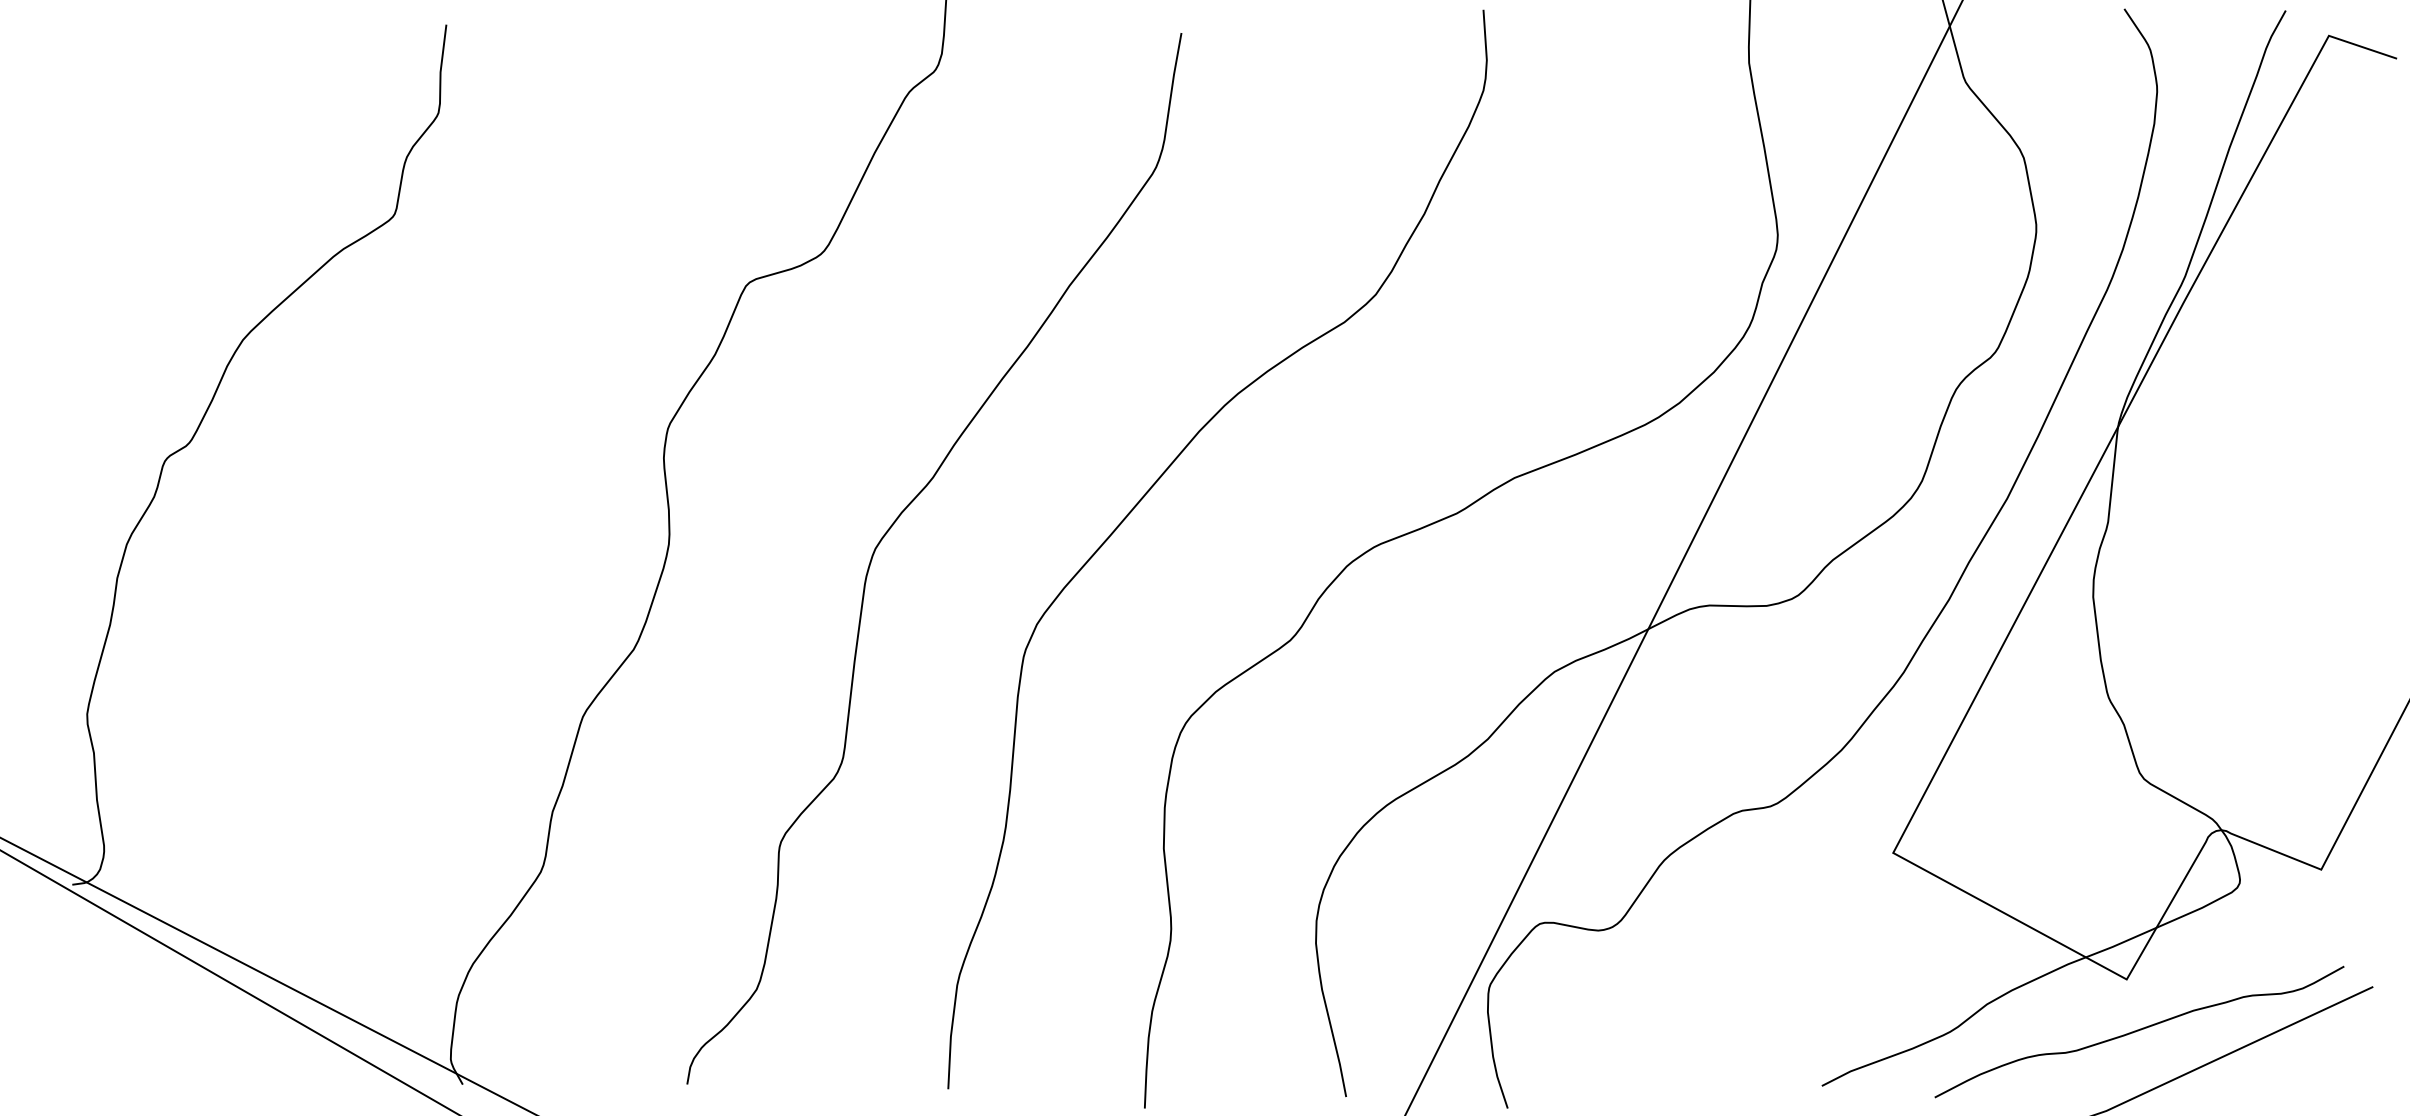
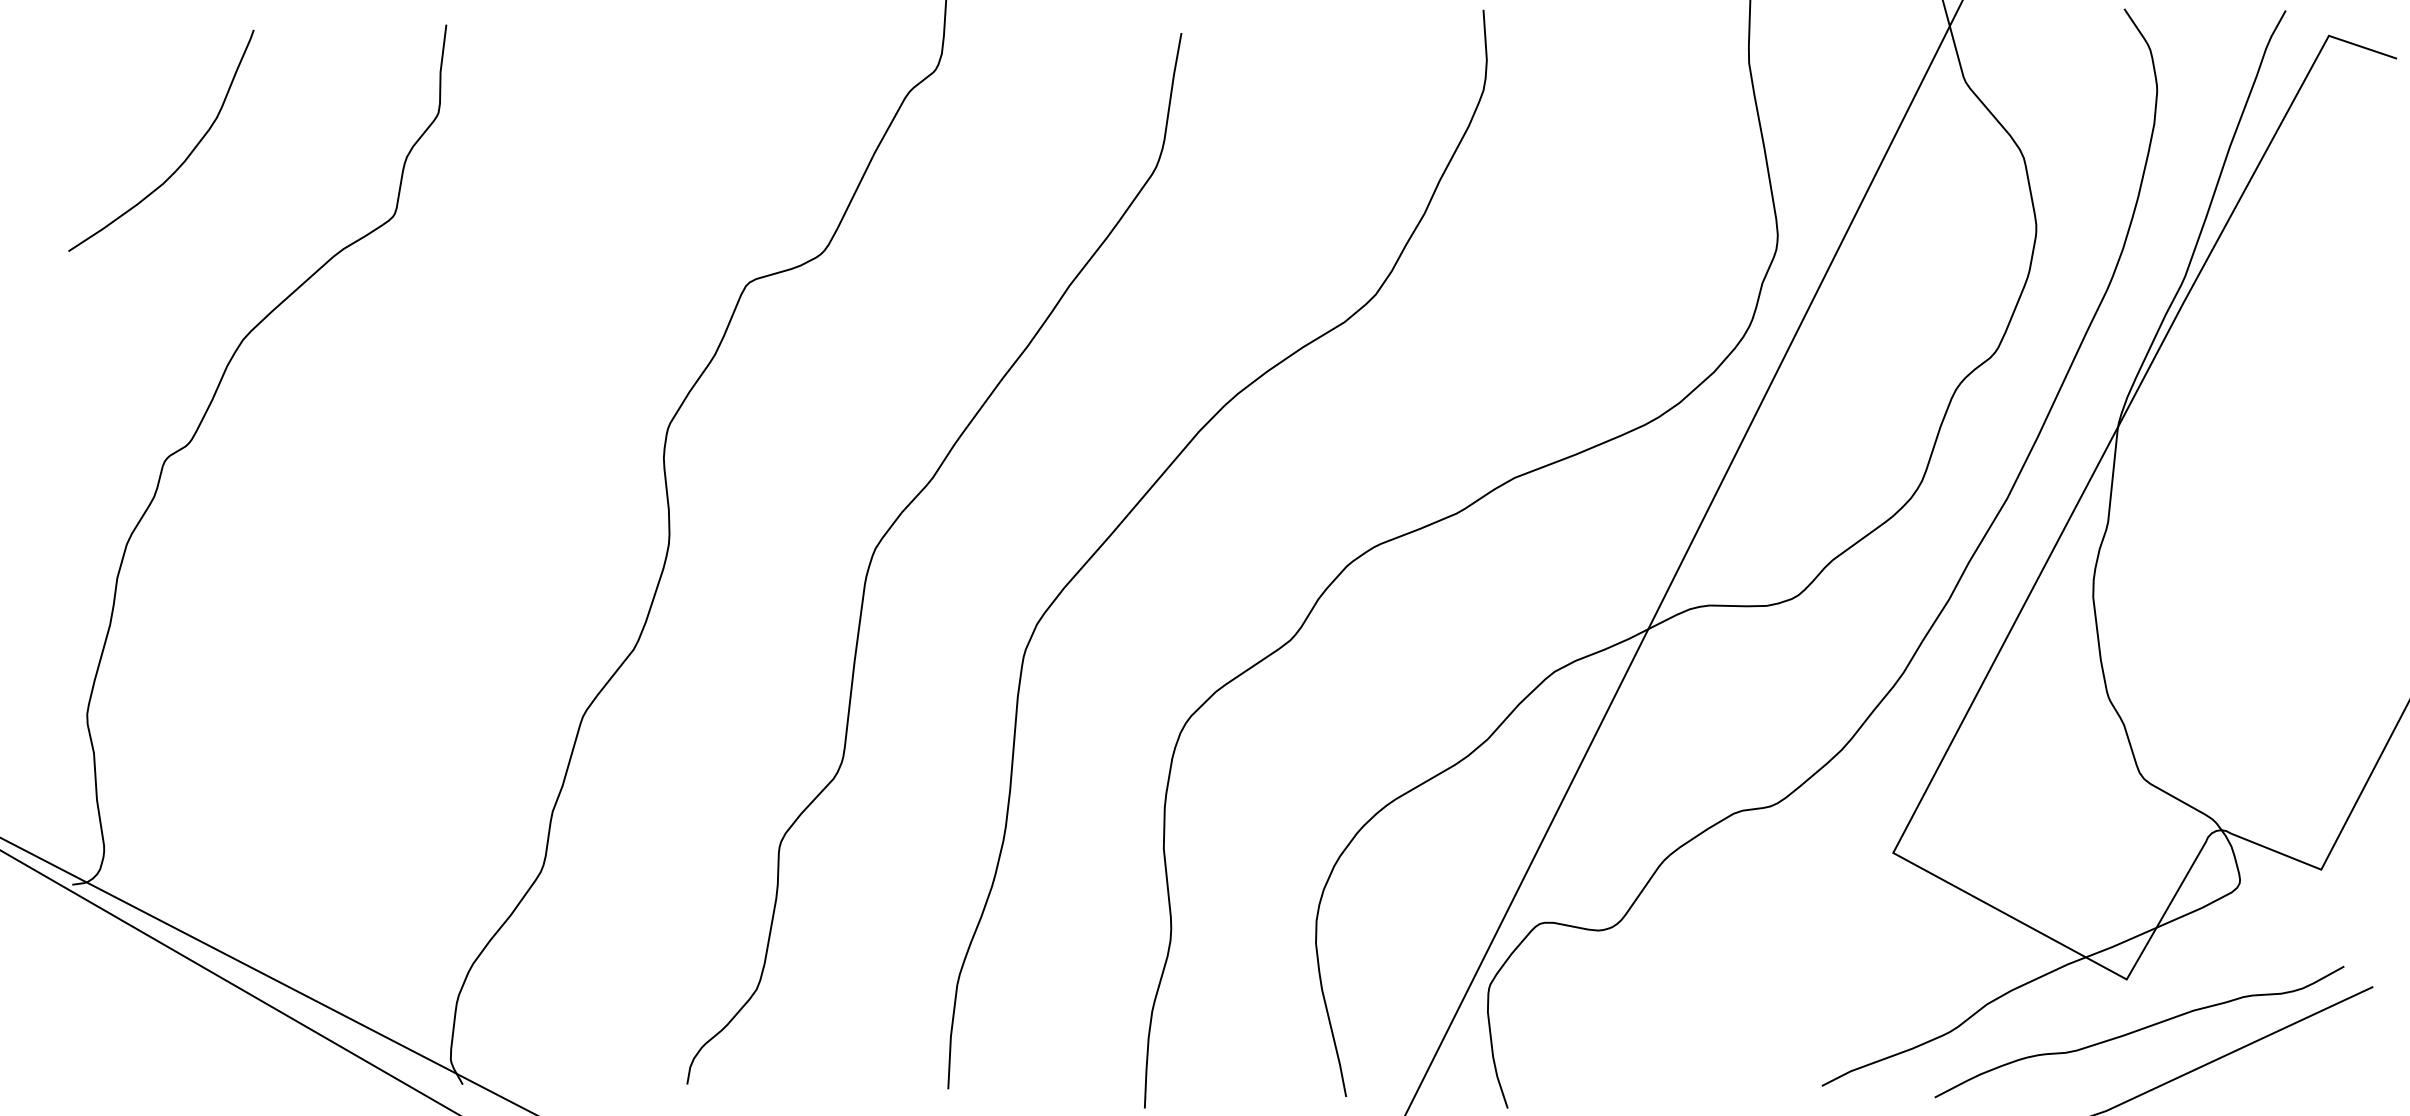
curve: none -> present (185, 158)
